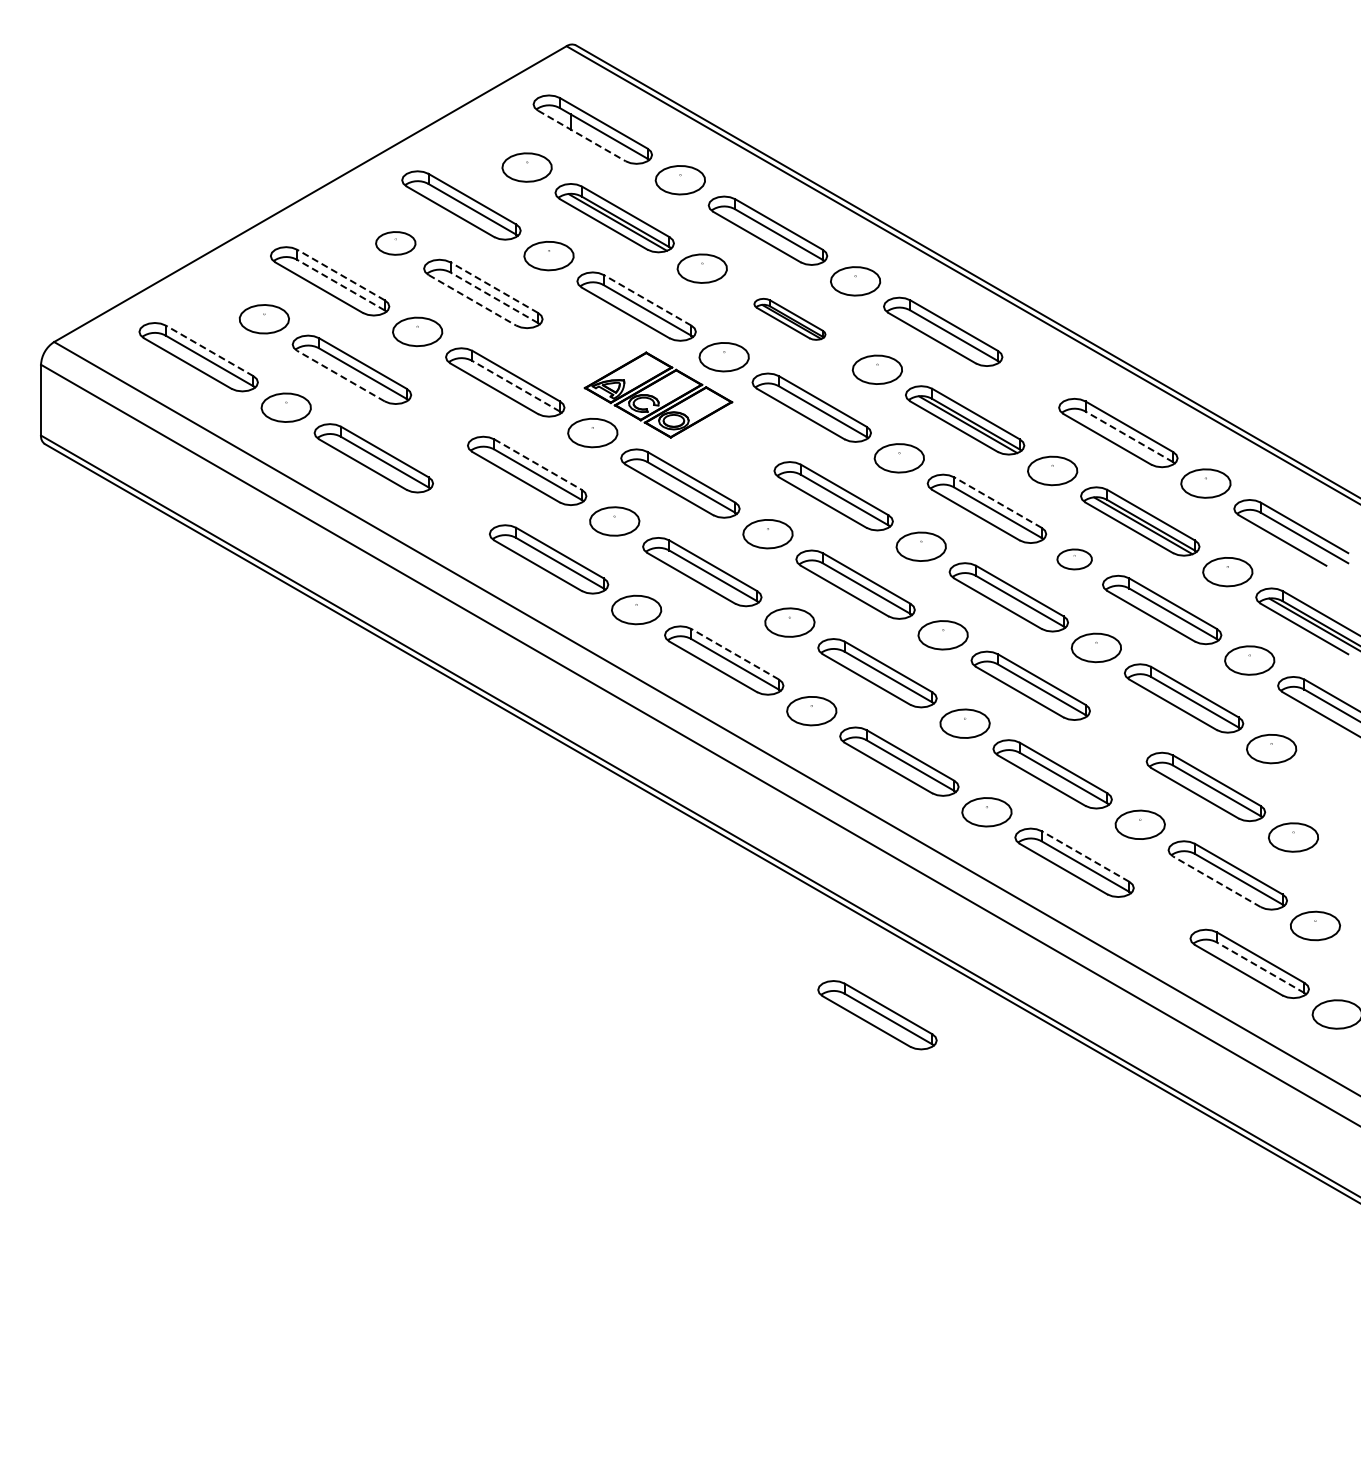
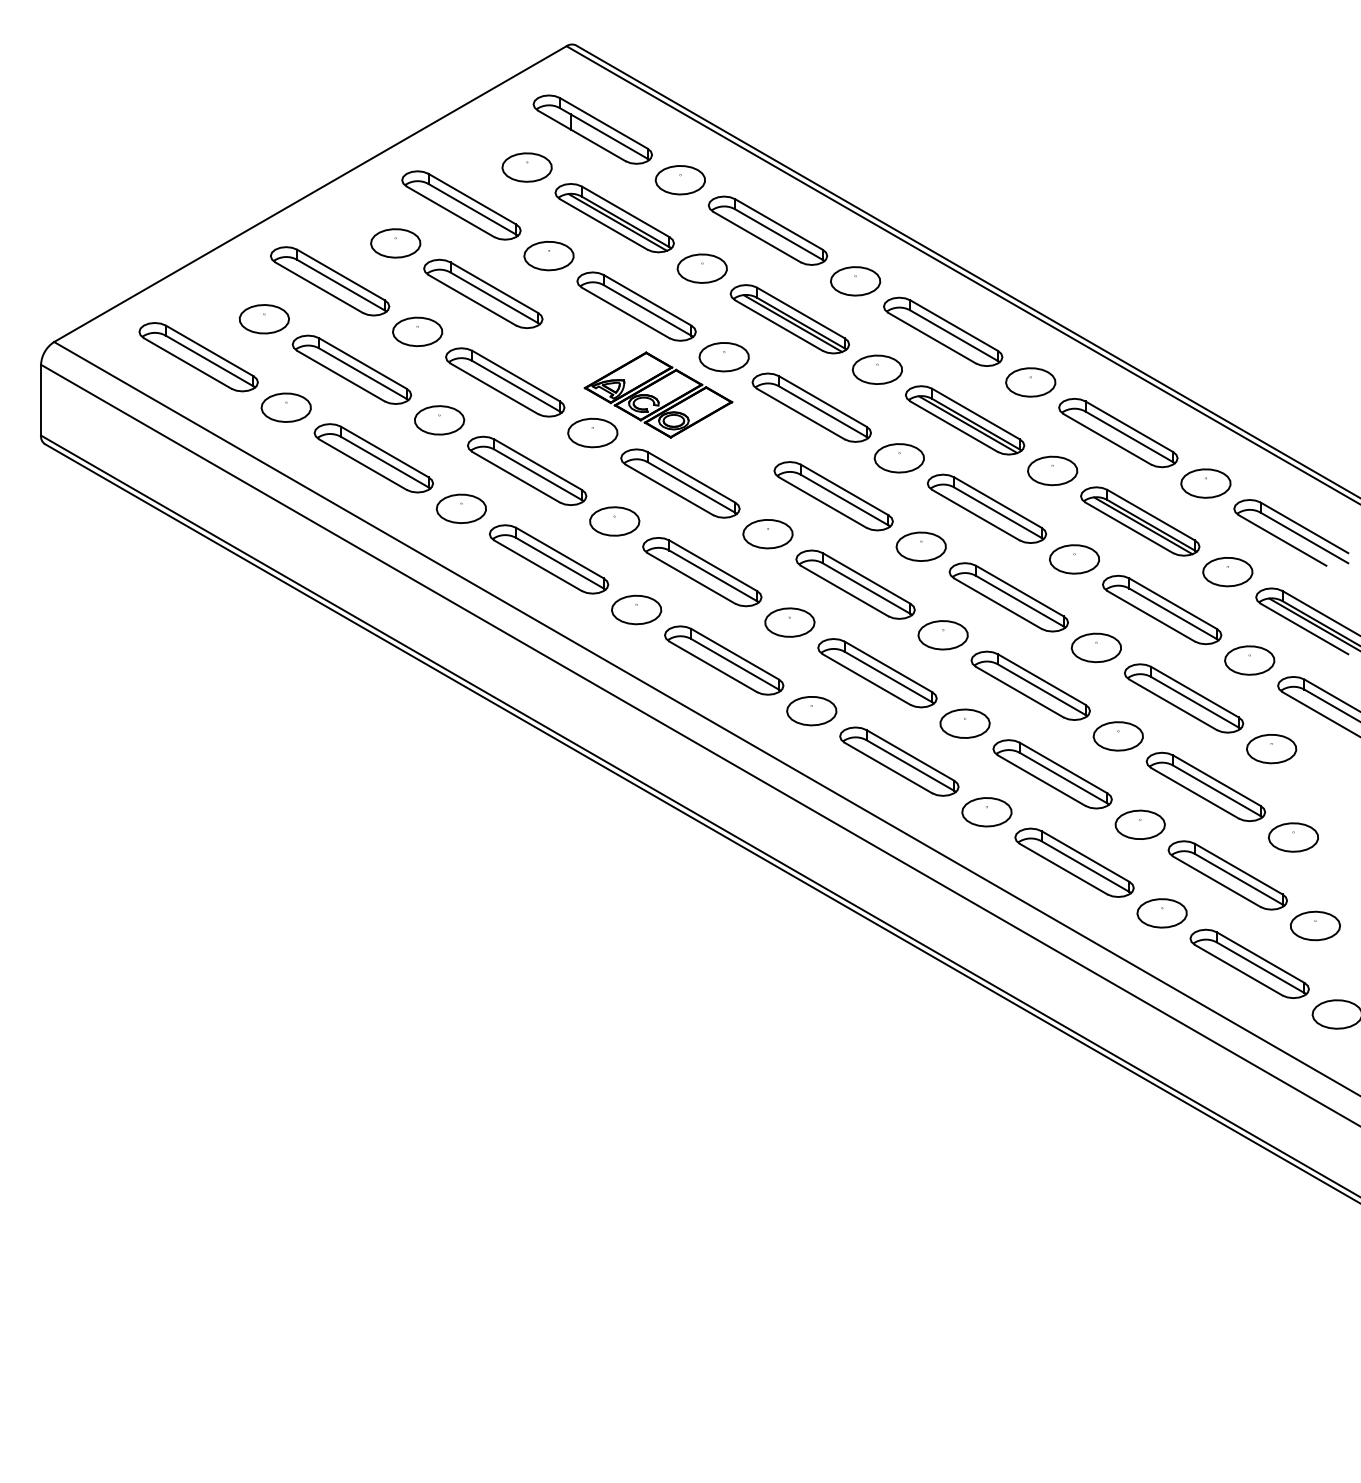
line: dashed -> solid (581, 135)
part size: 42x25 px -> 52x31 px (395, 243)
line: dashed -> solid (341, 275)
line: dashed -> solid (341, 285)
line: dashed -> solid (494, 287)
line: dashed -> solid (494, 297)
line: dashed -> solid (472, 300)
line: dashed -> solid (647, 300)
part size: 74x43 px -> 122x71 px (789, 319)
line: dashed -> solid (209, 350)
line: dashed -> solid (341, 376)
part: none -> present (1030, 382)
line: dashed -> solid (516, 386)
part: none -> present (439, 420)
line: dashed -> solid (1129, 436)
line: dashed -> solid (538, 464)
line: dashed -> solid (997, 502)
part: none -> present (460, 508)
part size: 37x23 px -> 52x31 px (1074, 559)
line: dashed -> solid (735, 654)
part: none -> present (1117, 736)
line: dashed -> solid (1085, 856)
line: dashed -> solid (1216, 881)
part: none -> present (1161, 913)
line: dashed -> solid (1260, 967)
part: present -> none (877, 1015)
